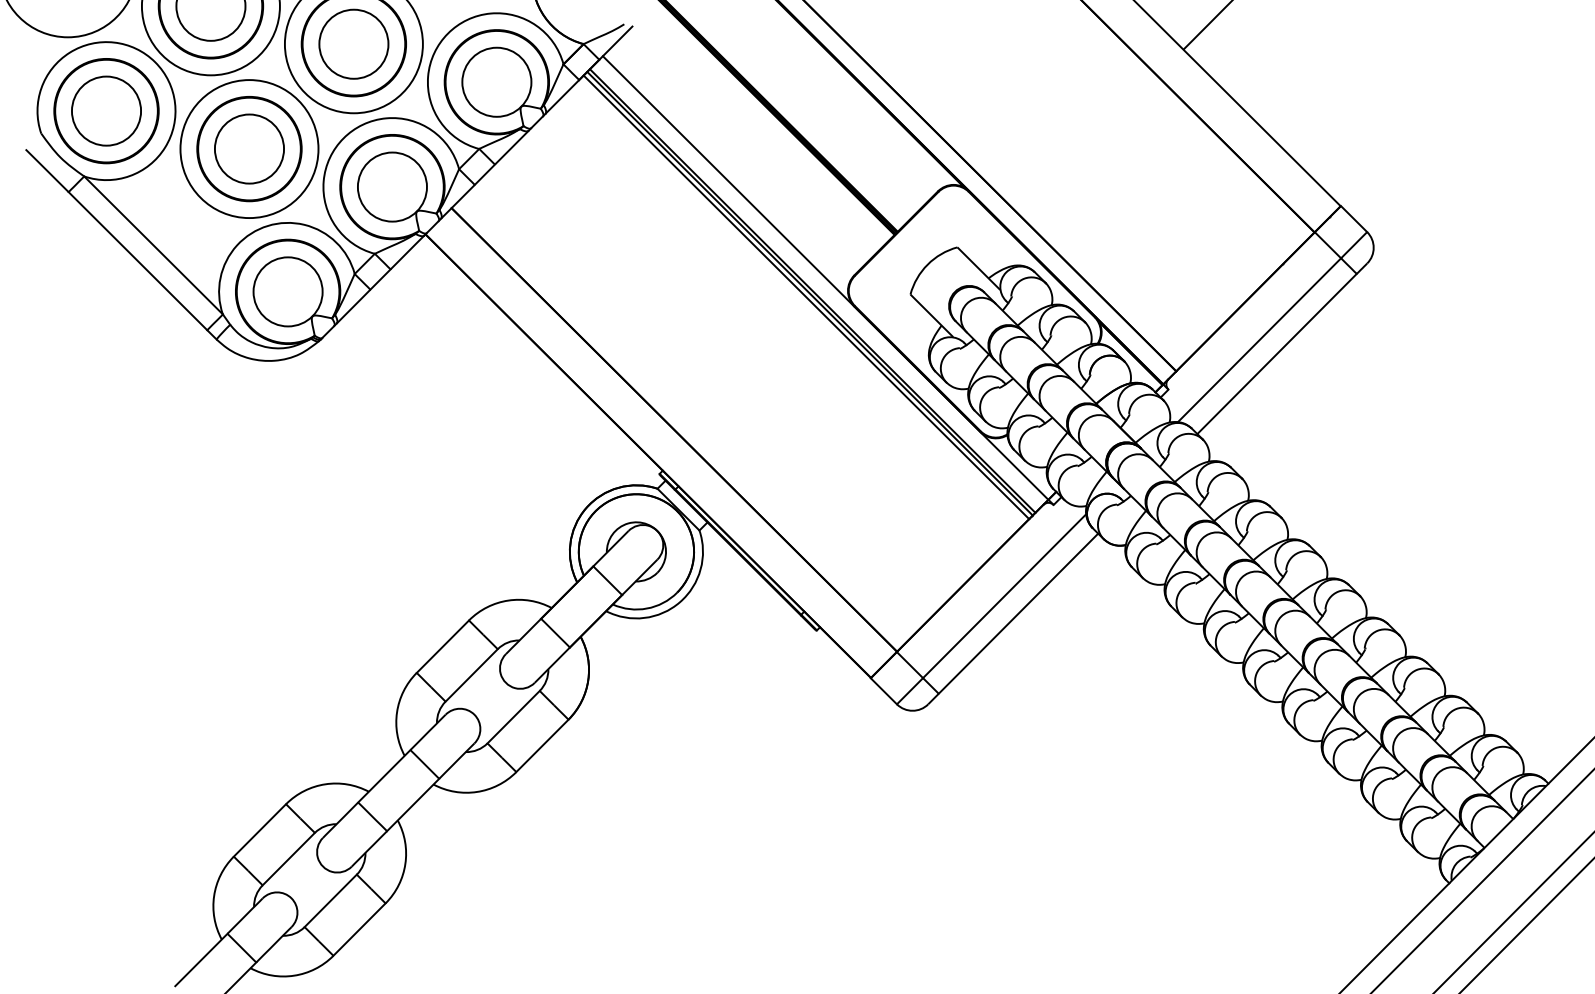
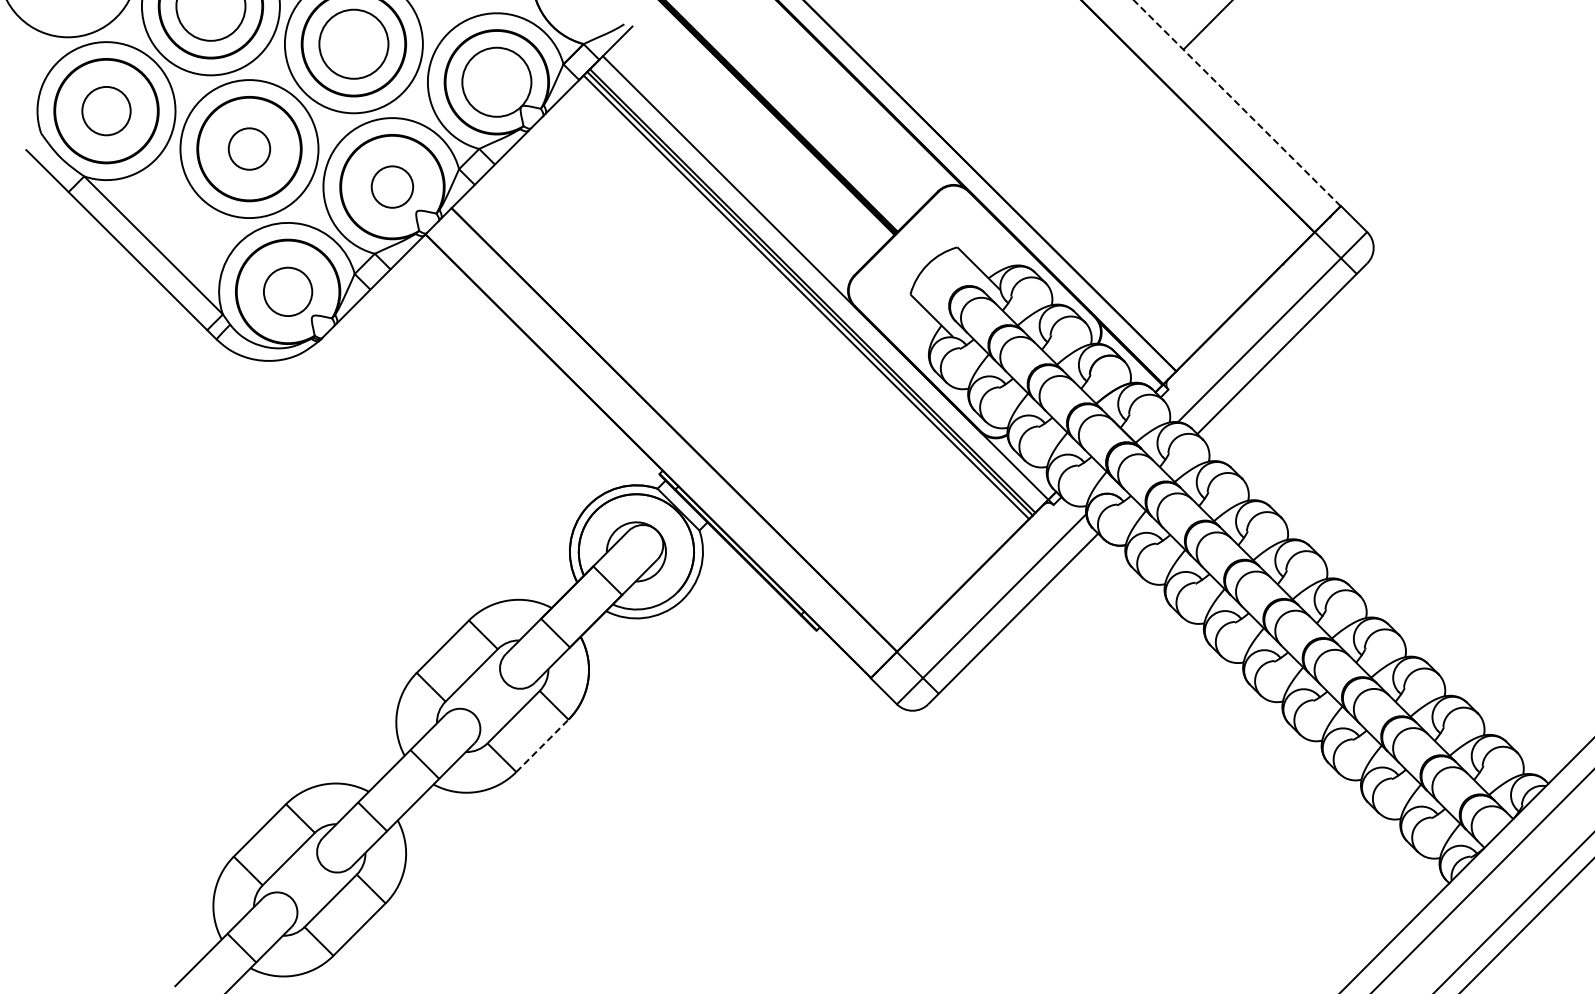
line: solid -> dashed (1237, 103)
circle diameter: 69 px -> 48 px (106, 110)
circle diameter: 69 px -> 41 px (249, 148)
circle diameter: 69 px -> 41 px (392, 186)
circle diameter: 69 px -> 48 px (287, 291)
line: solid -> dashed (542, 745)
